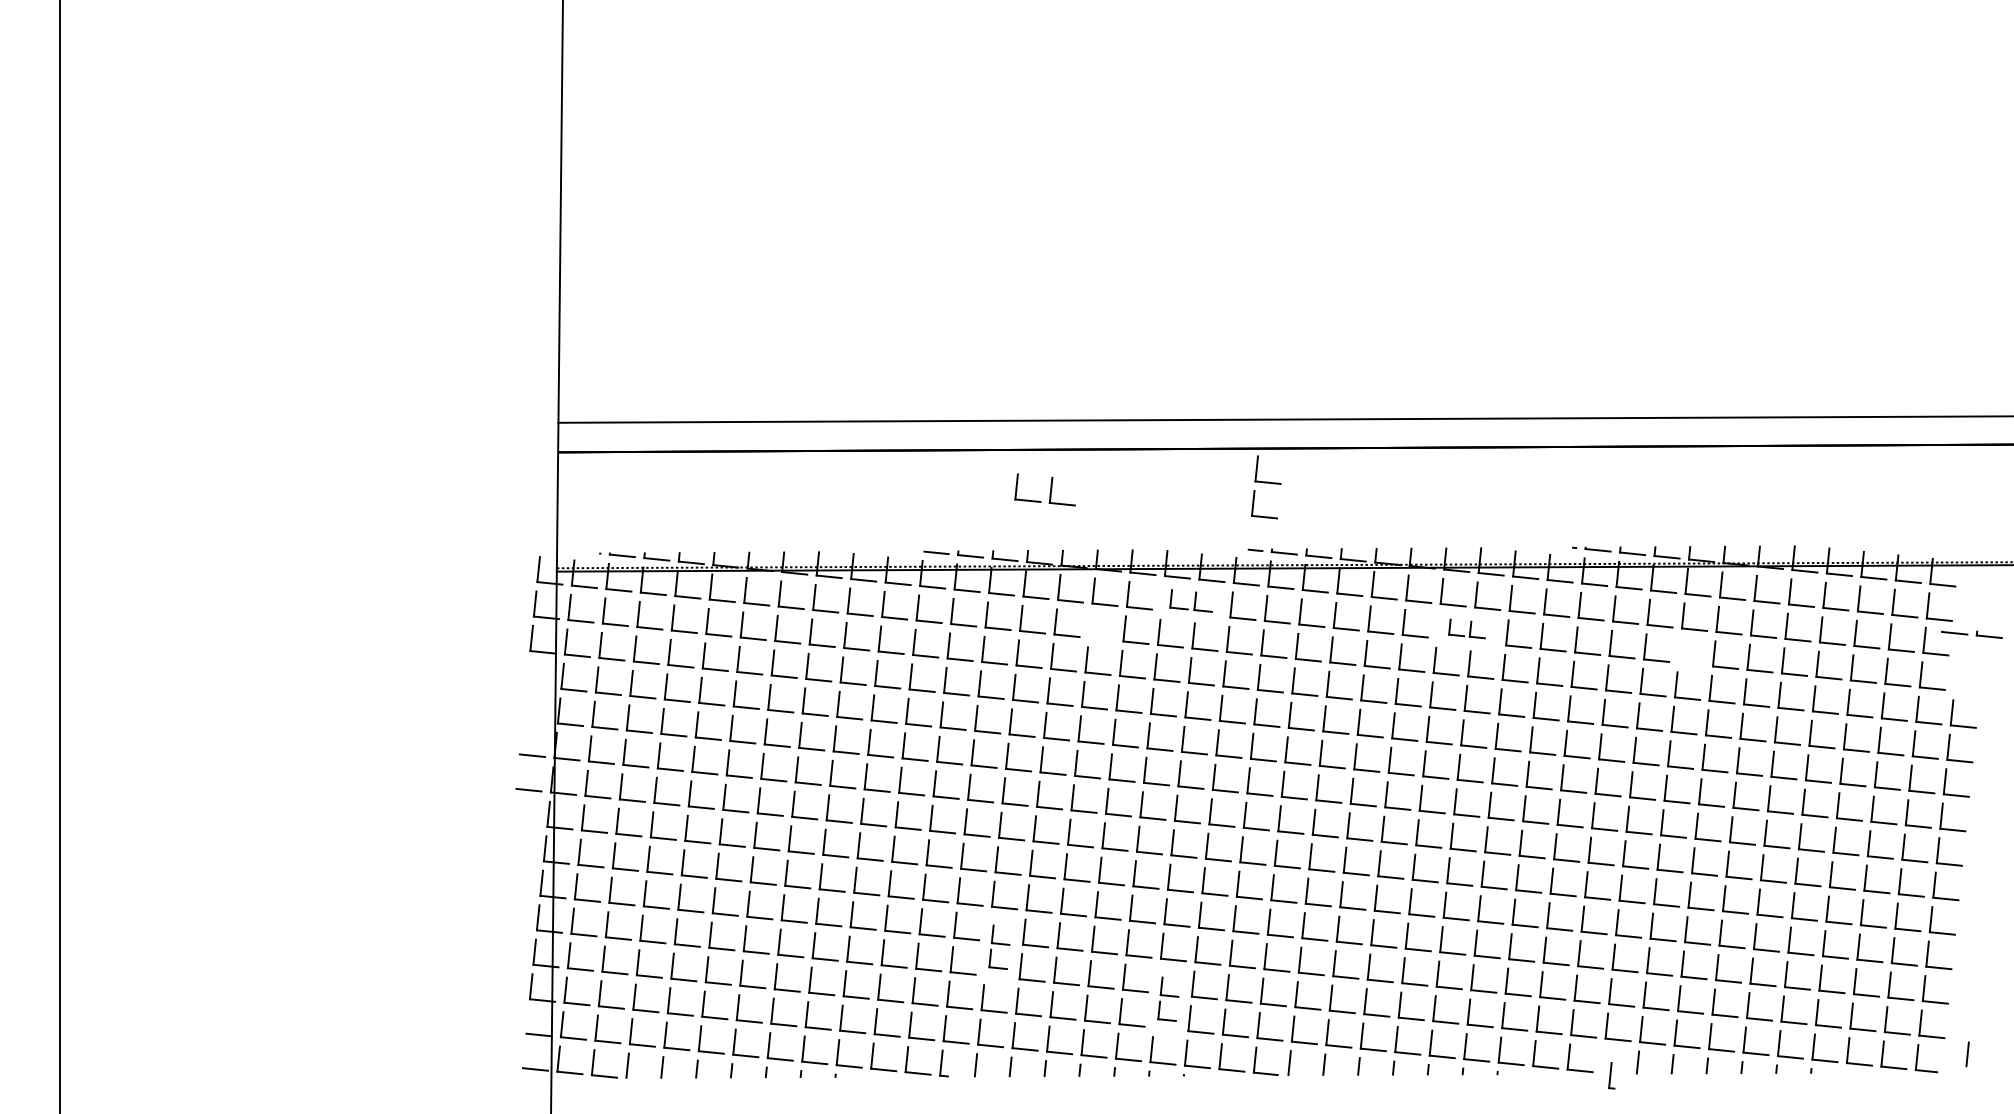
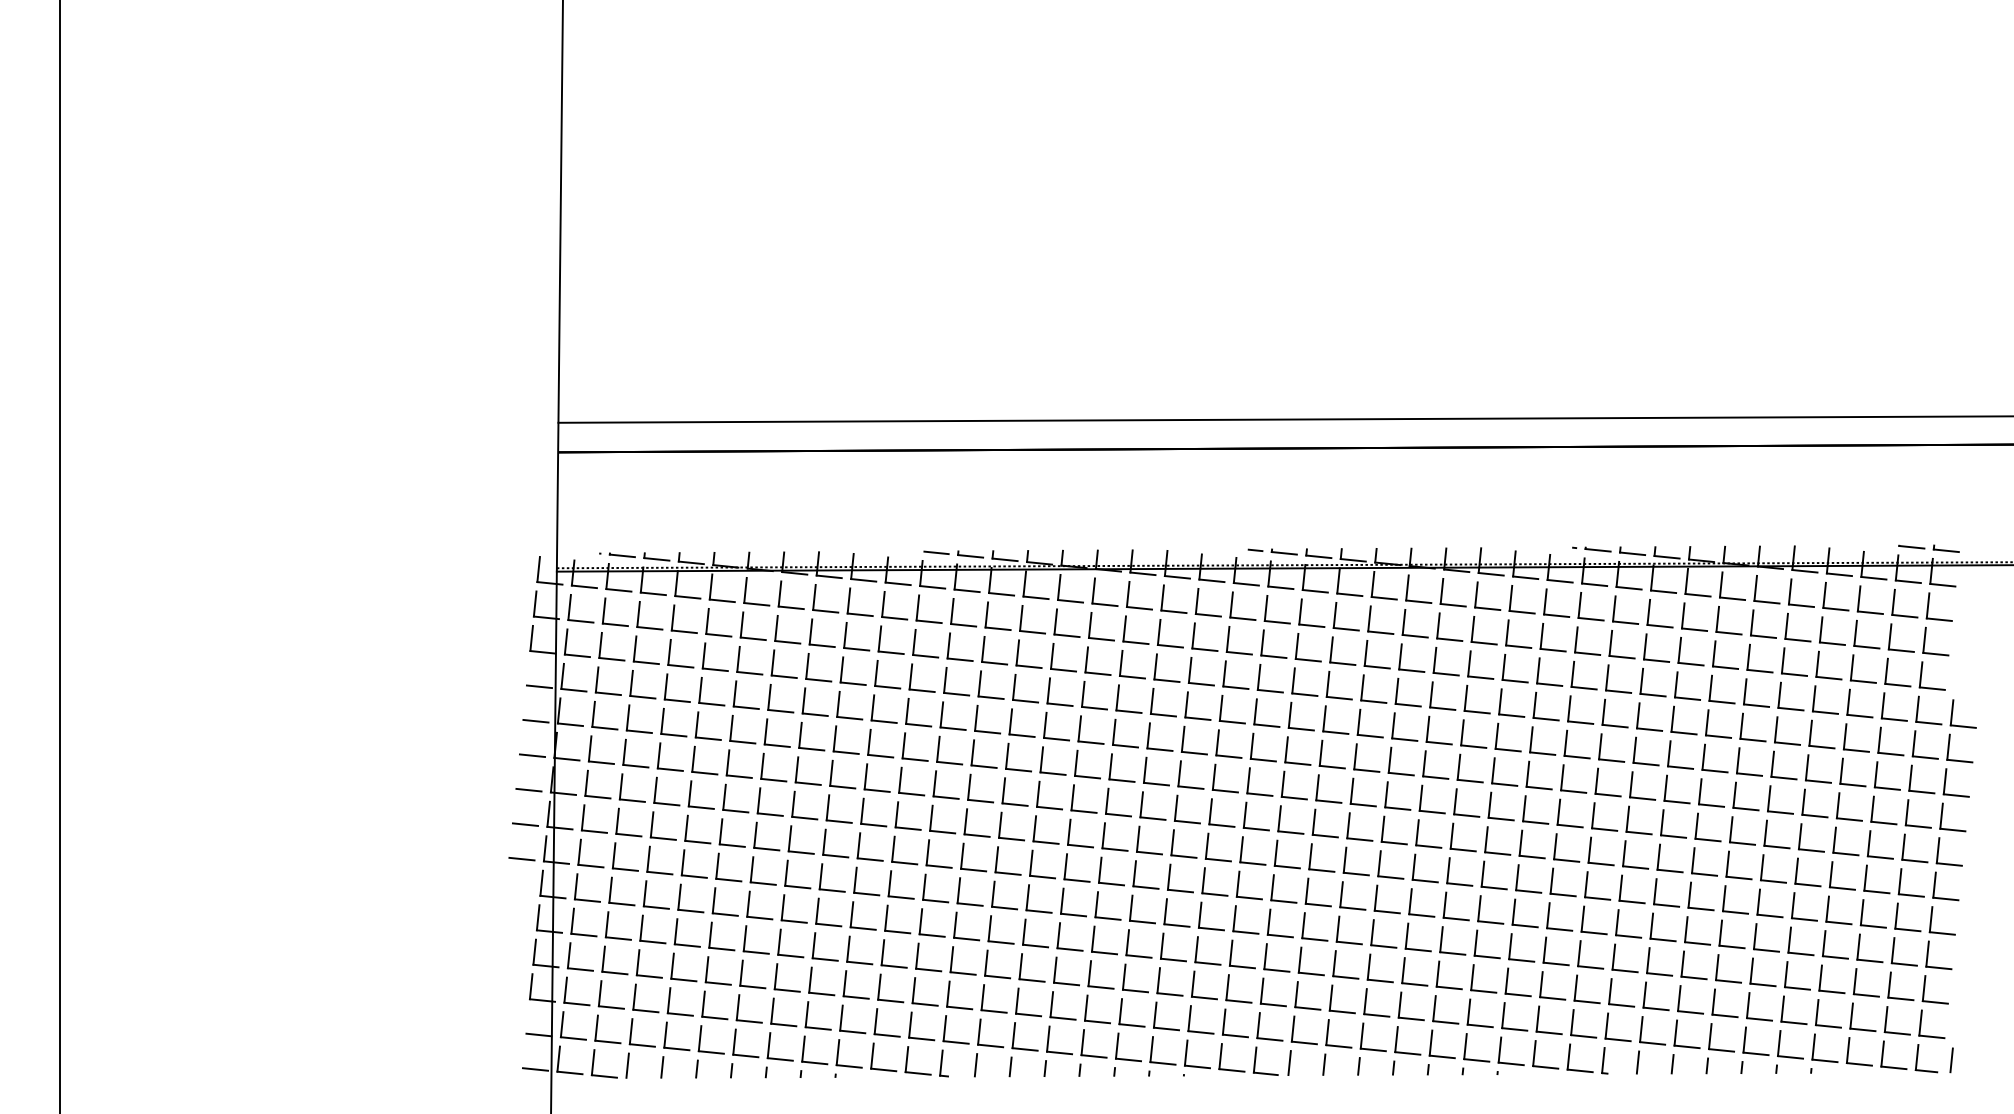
part: present -> none (1266, 487)
part: present -> none (1044, 489)
part size: 44x24 px -> 62x34 px (1190, 600)
part: none -> present (1091, 625)
part size: 38x22 px -> 62x34 px (1466, 628)
part position: (1971, 634) -> (1928, 548) (1928, 548)
part: none -> present (1680, 651)
line: none -> present (538, 686)
line: none -> present (535, 720)
line: none -> present (525, 824)
line: none -> present (521, 858)
part size: 23x46 px -> 31x65 px (999, 947)
part size: 23x46 px -> 31x65 px (1168, 999)
line position: (1967, 1054) -> (1951, 1060) (1951, 1060)
part position: (1611, 1075) -> (1604, 1060) (1604, 1060)
